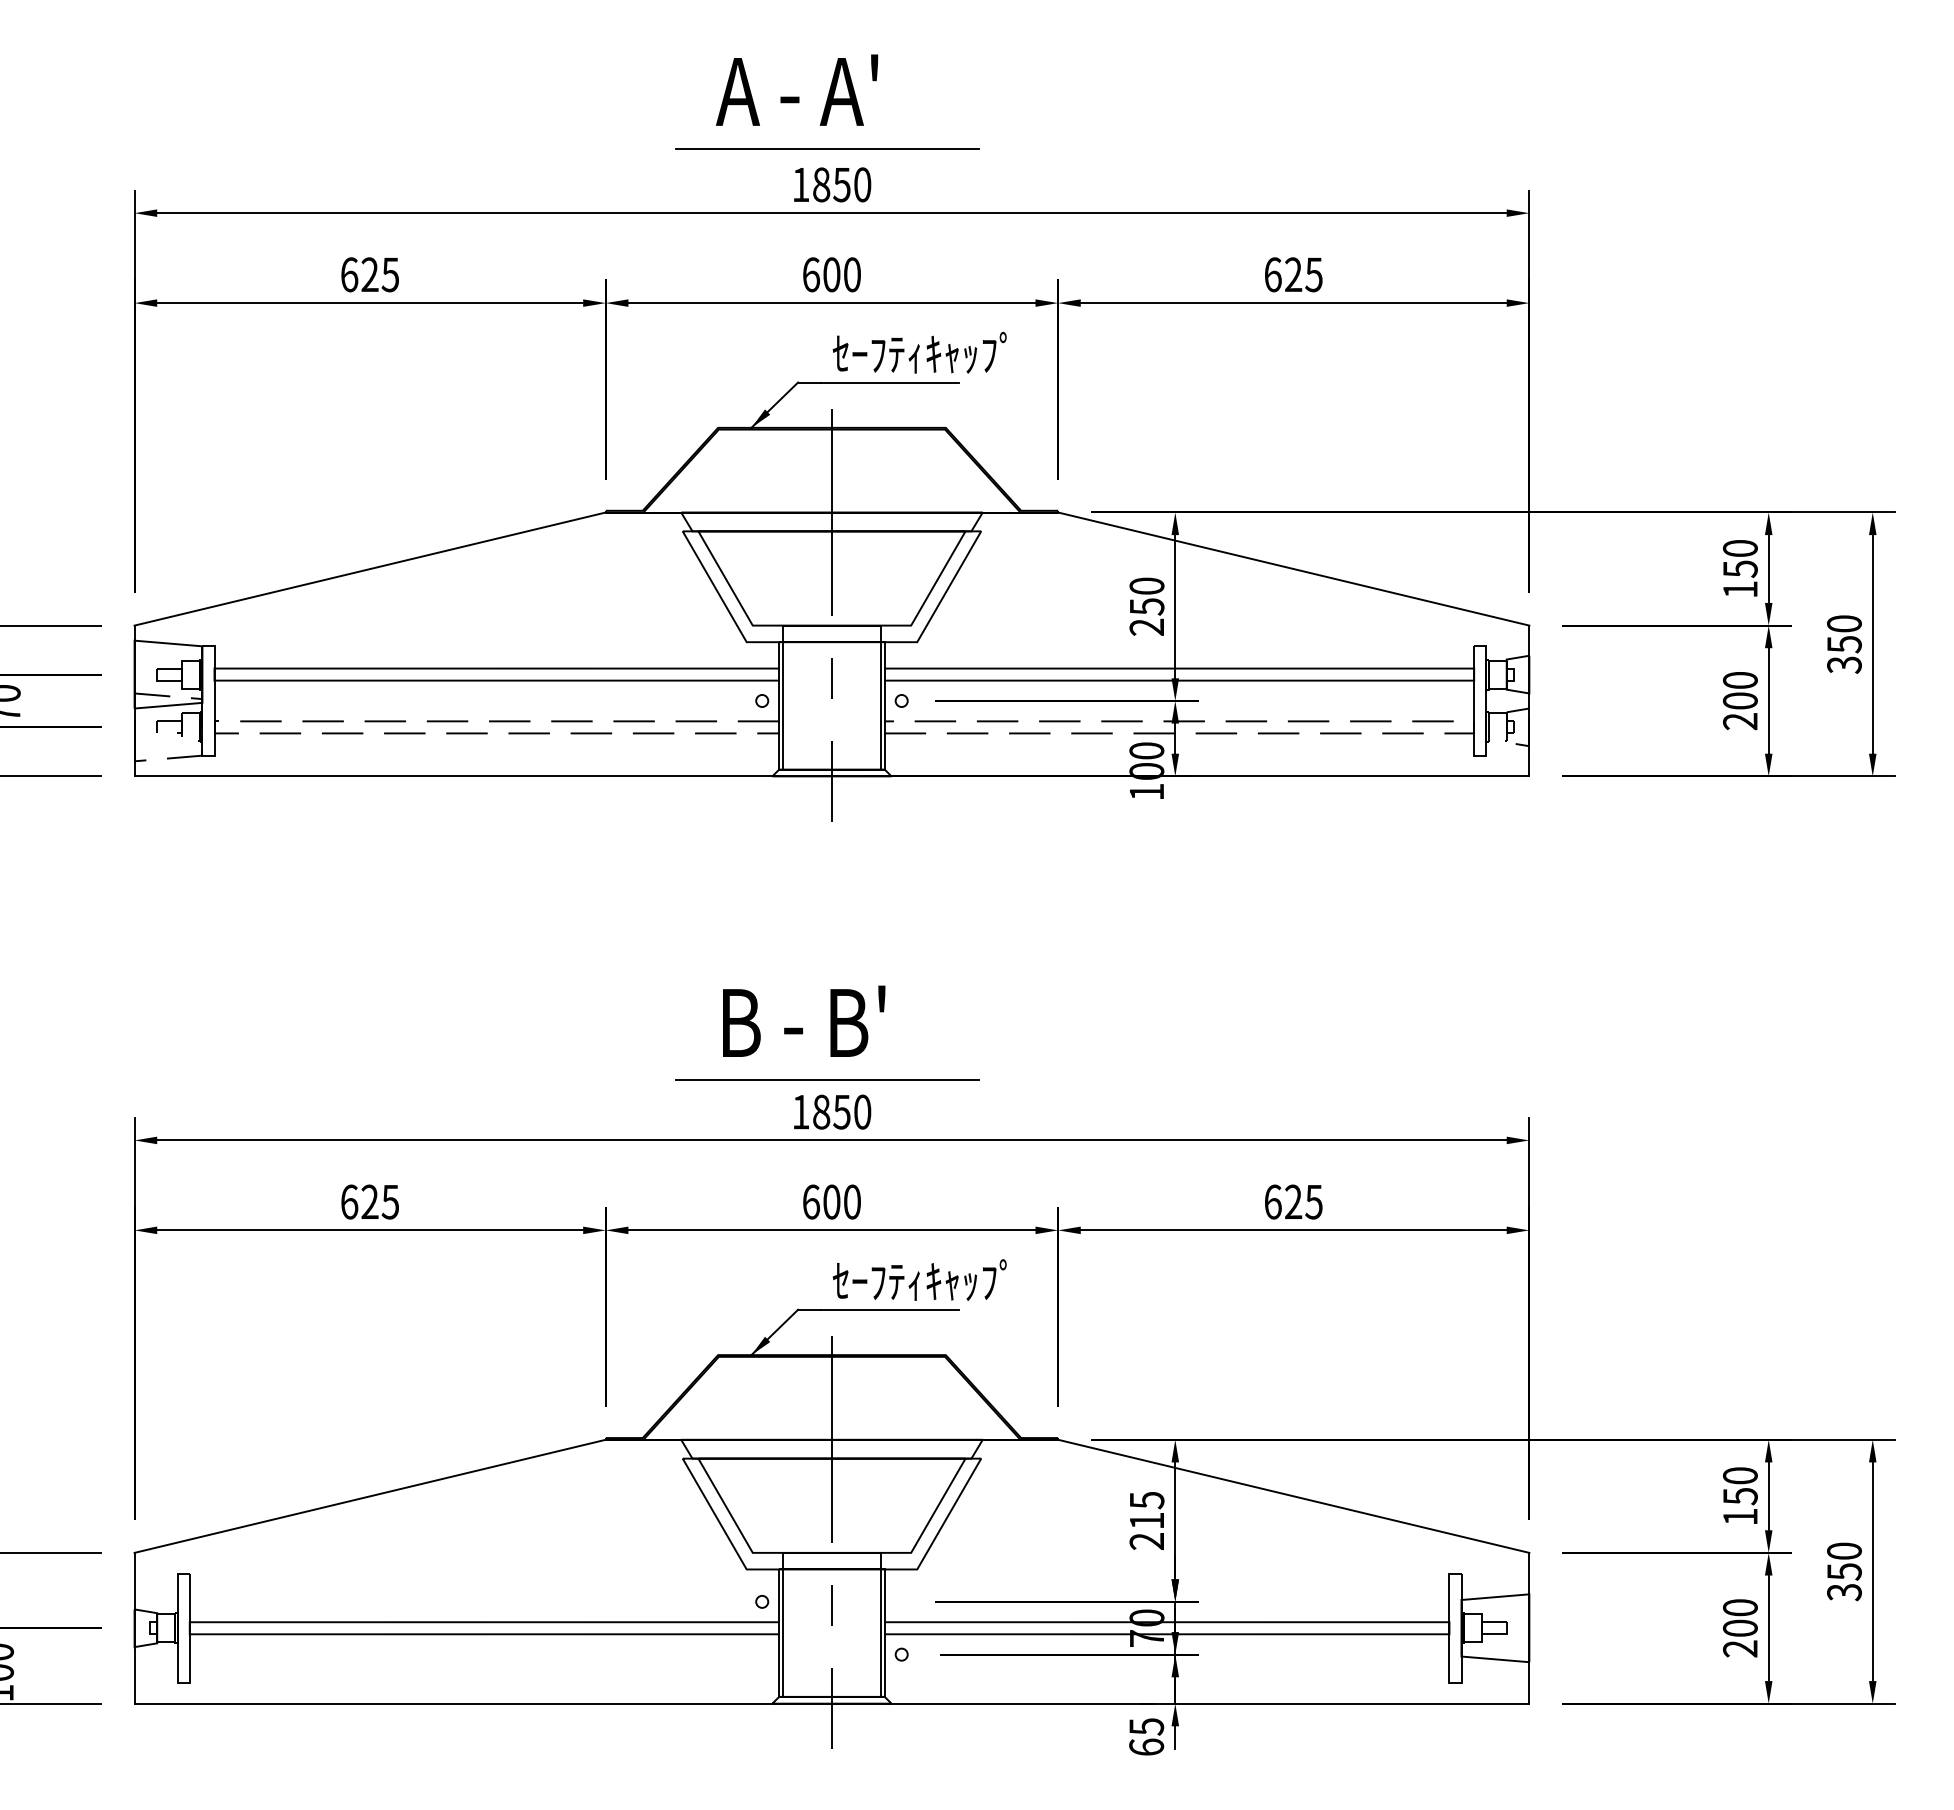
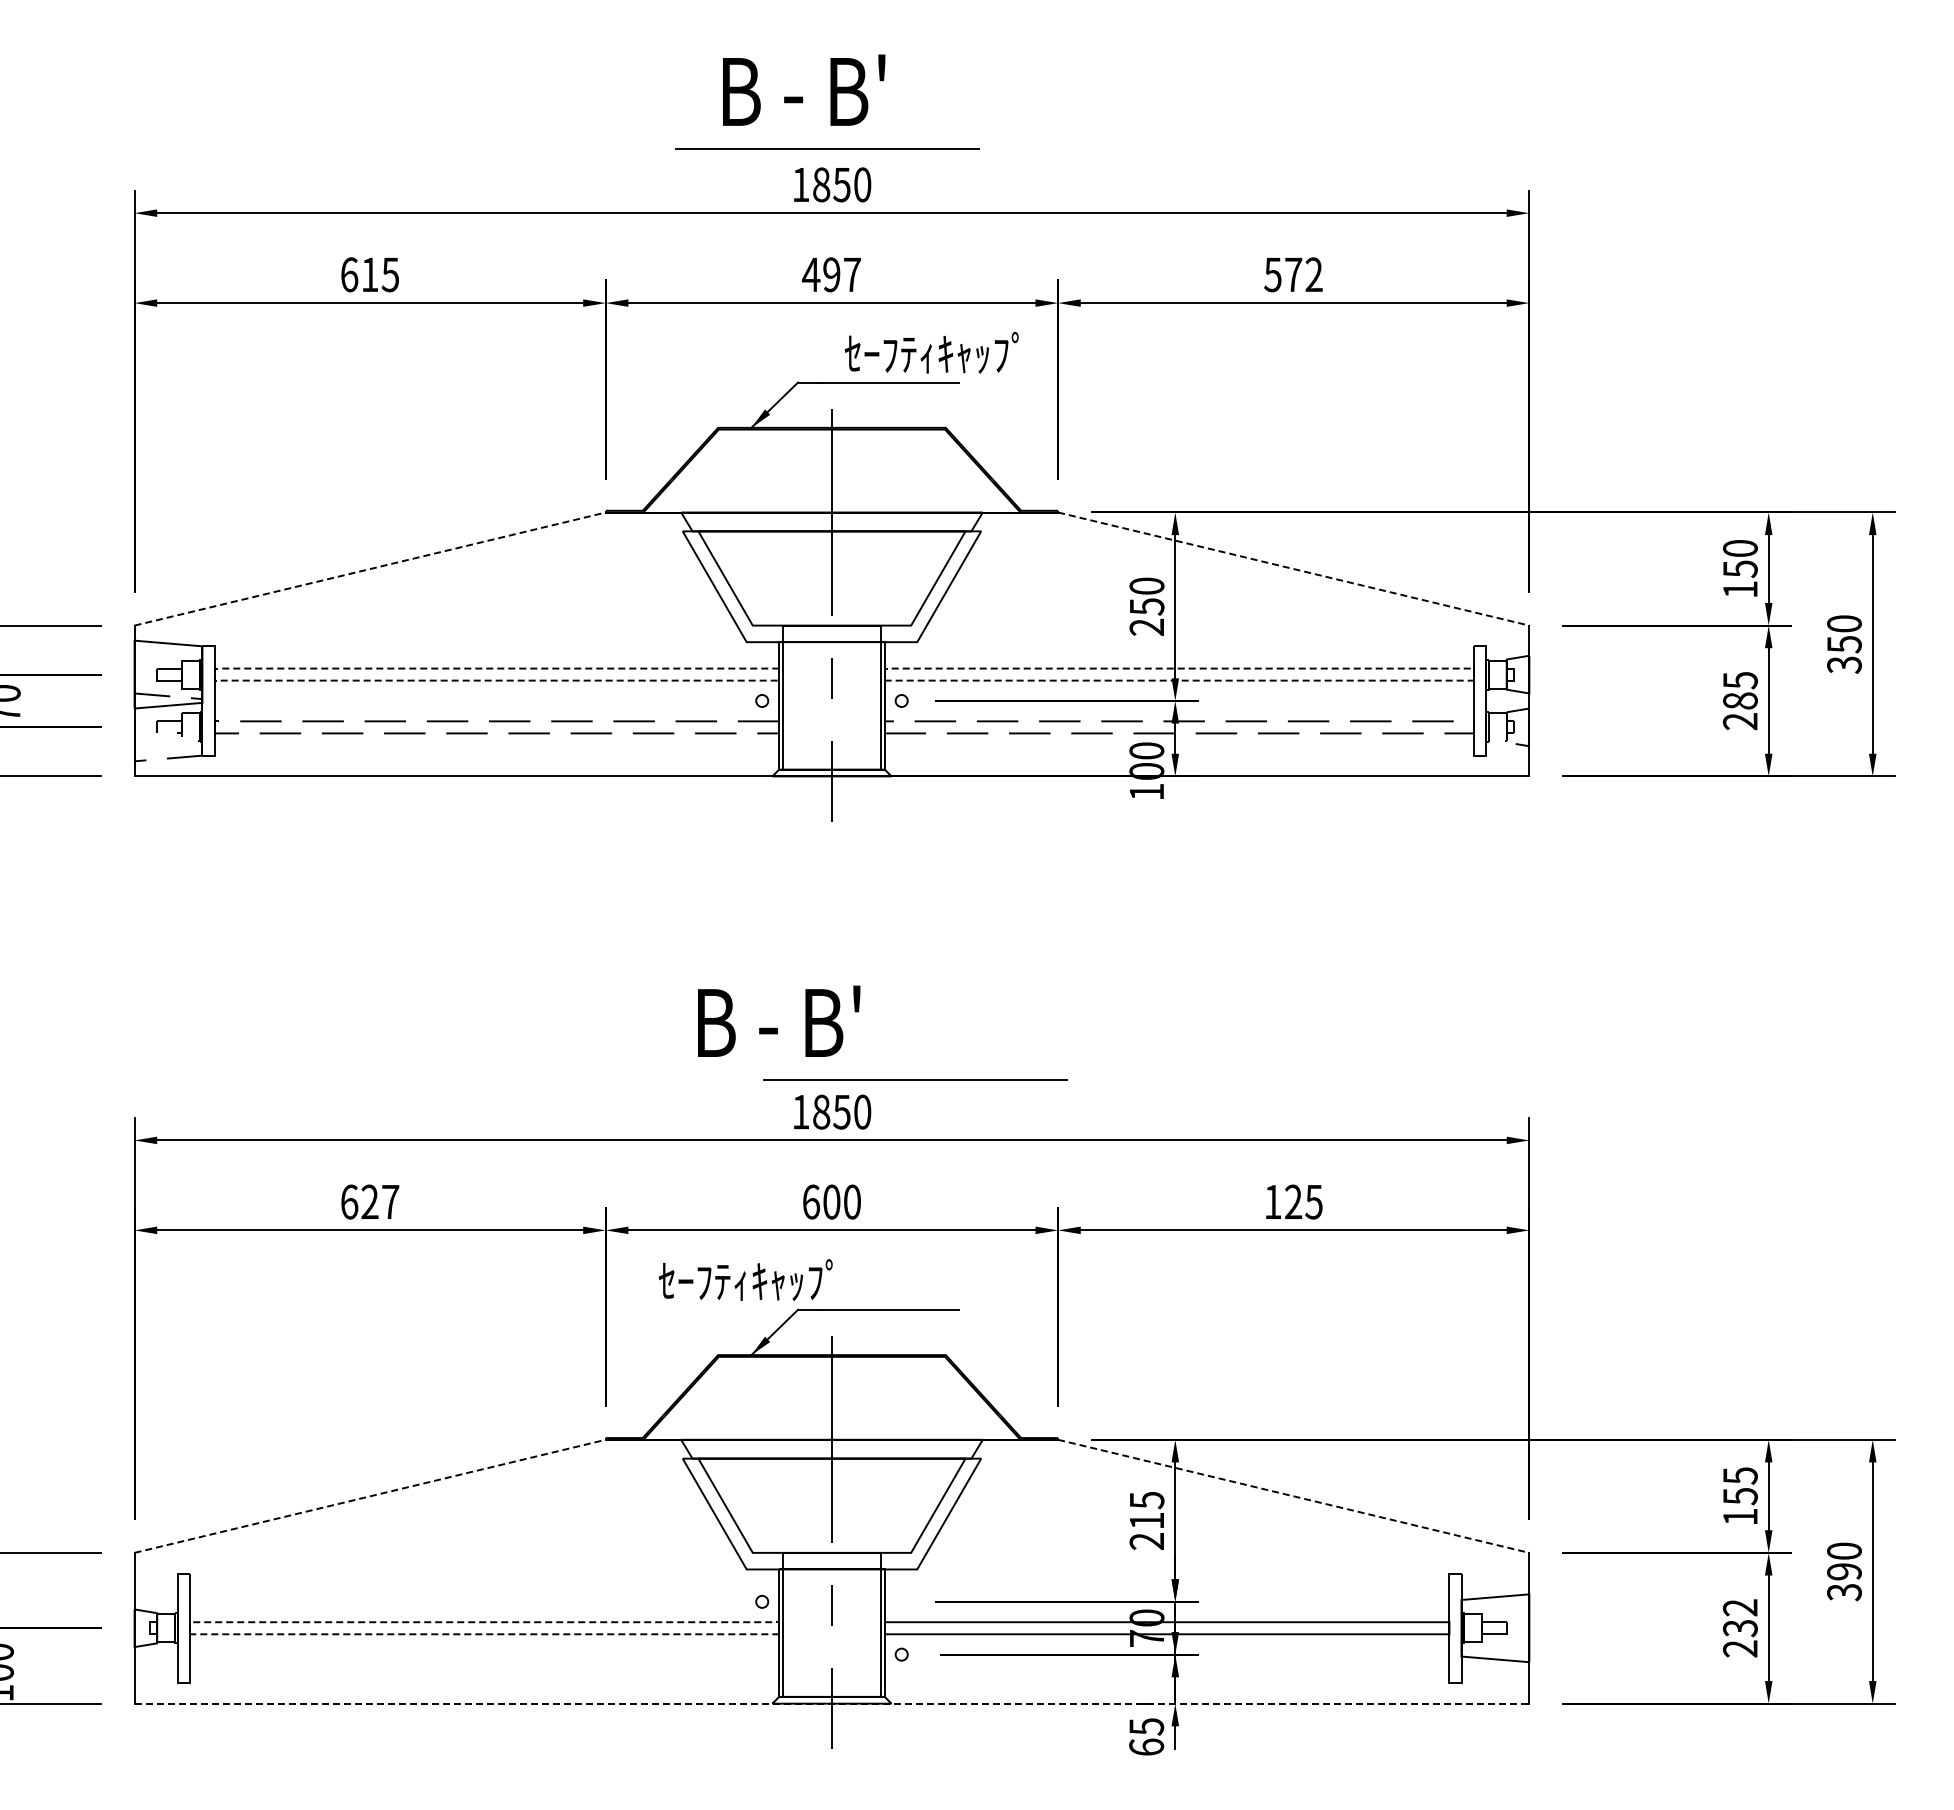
text: A - A' -> B - B' (800, 89)
text: 625 -> 615 (369, 274)
text: 600 -> 497 (830, 274)
text: 625 -> 572 (1293, 274)
text position: (919, 352) -> (931, 352) (931, 352)
line: solid -> dashed (370, 568)
line: solid -> dashed (1294, 569)
line: solid -> dashed (1474, 674)
line: solid -> dashed (214, 675)
text: 200 -> 285 (1740, 690)
text position: (804, 1020) -> (779, 1020) (779, 1020)
line position: (827, 1079) -> (915, 1079) (915, 1079)
text: 625 -> 125 (1273, 1201)
text: 625 -> 627 (390, 1202)
text position: (919, 1279) -> (745, 1279) (745, 1279)
text: 150 -> 155 (1740, 1475)
line: solid -> dashed (370, 1496)
line: solid -> dashed (1294, 1496)
text: 350 -> 390 (1844, 1571)
text: 200 -> 232 (1740, 1618)
line: solid -> dashed (189, 1627)
line: solid -> dashed (832, 1703)
